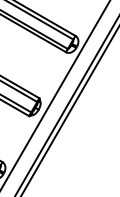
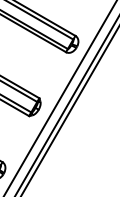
line position: (55, 94) -> (60, 97) (60, 97)
